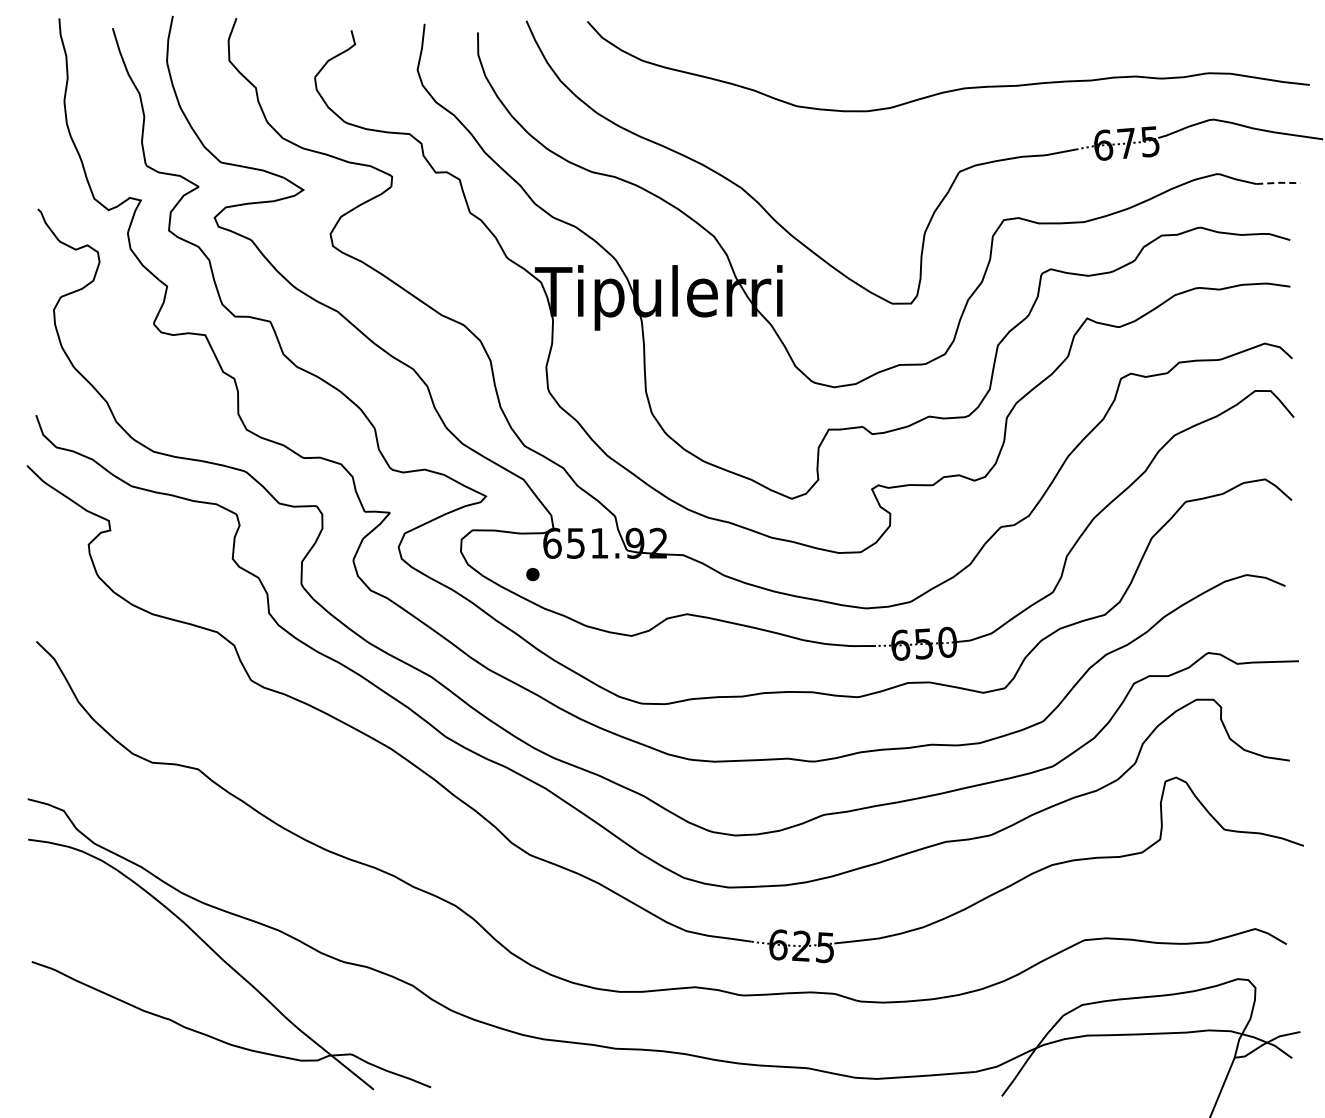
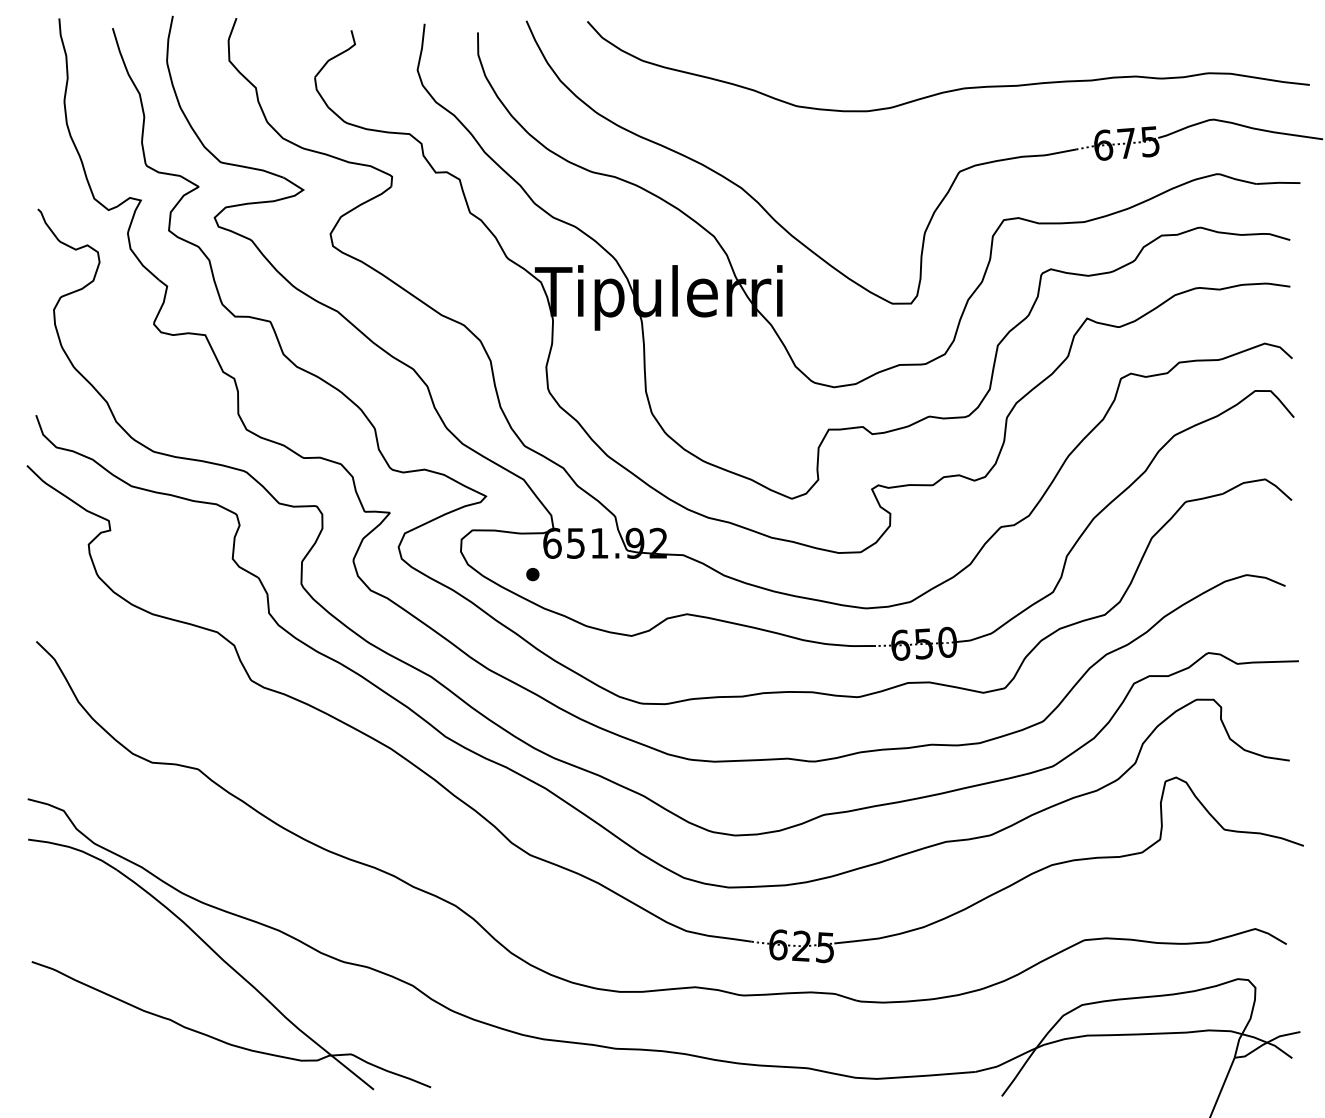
line: dashed -> solid (1278, 182)
